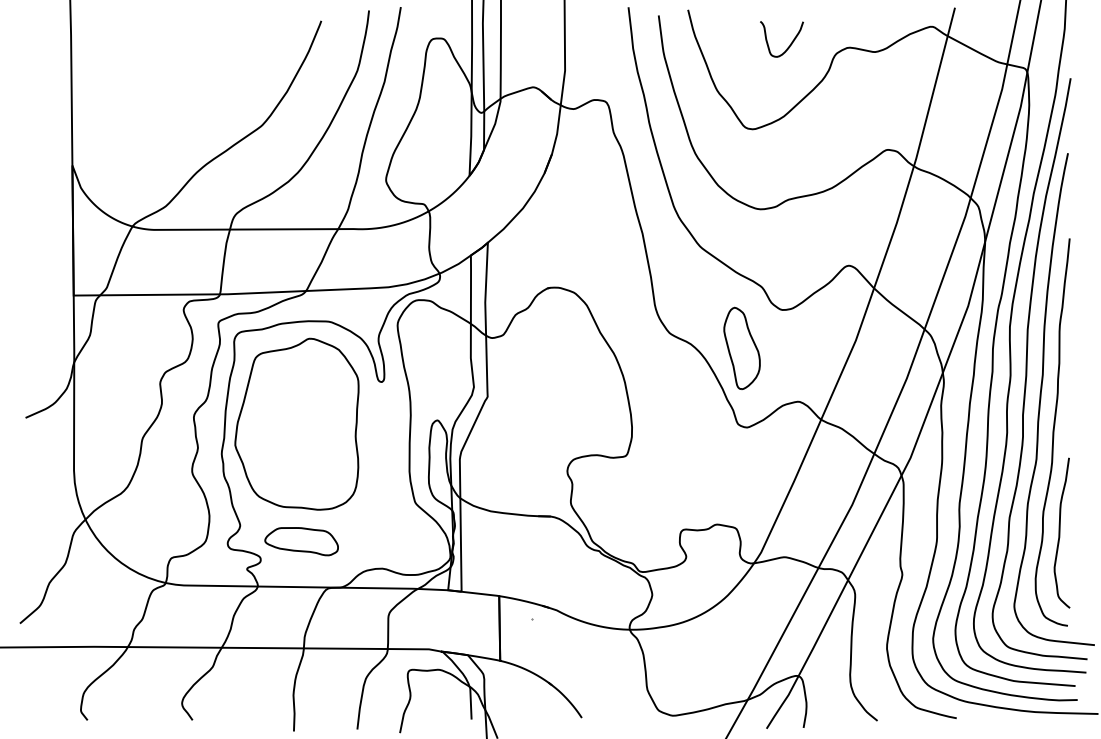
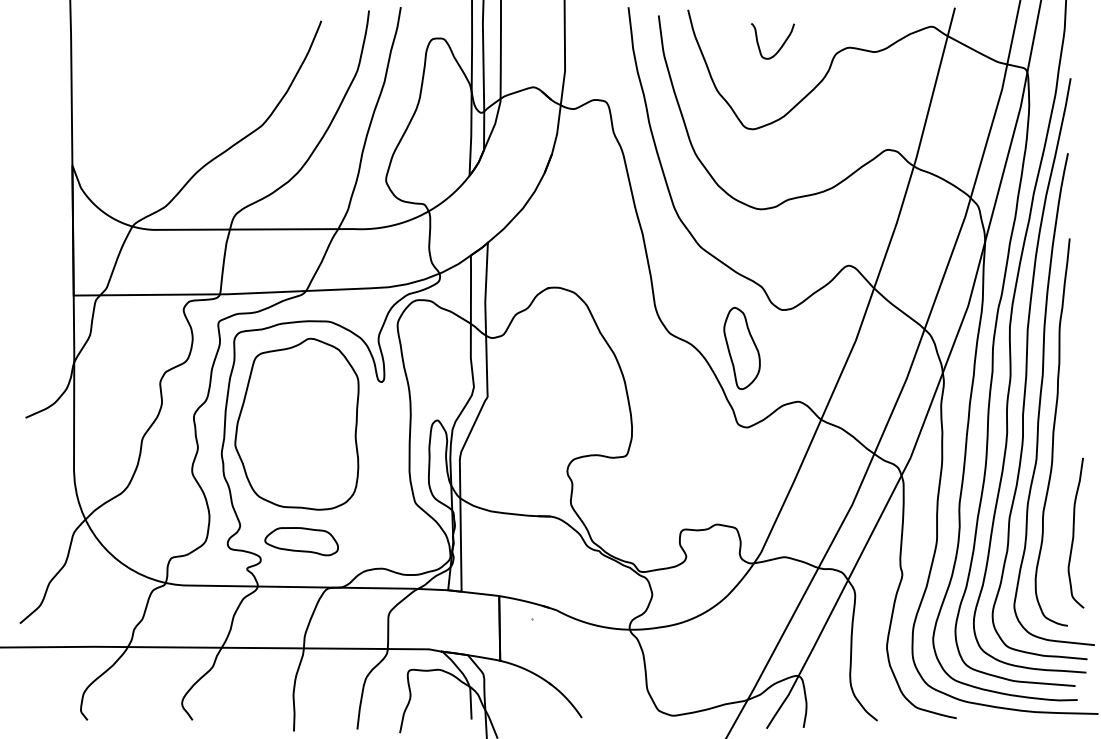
curve position: (790, 43) -> (781, 45) (781, 45)
curve position: (1060, 532) -> (1074, 532) (1074, 532)
